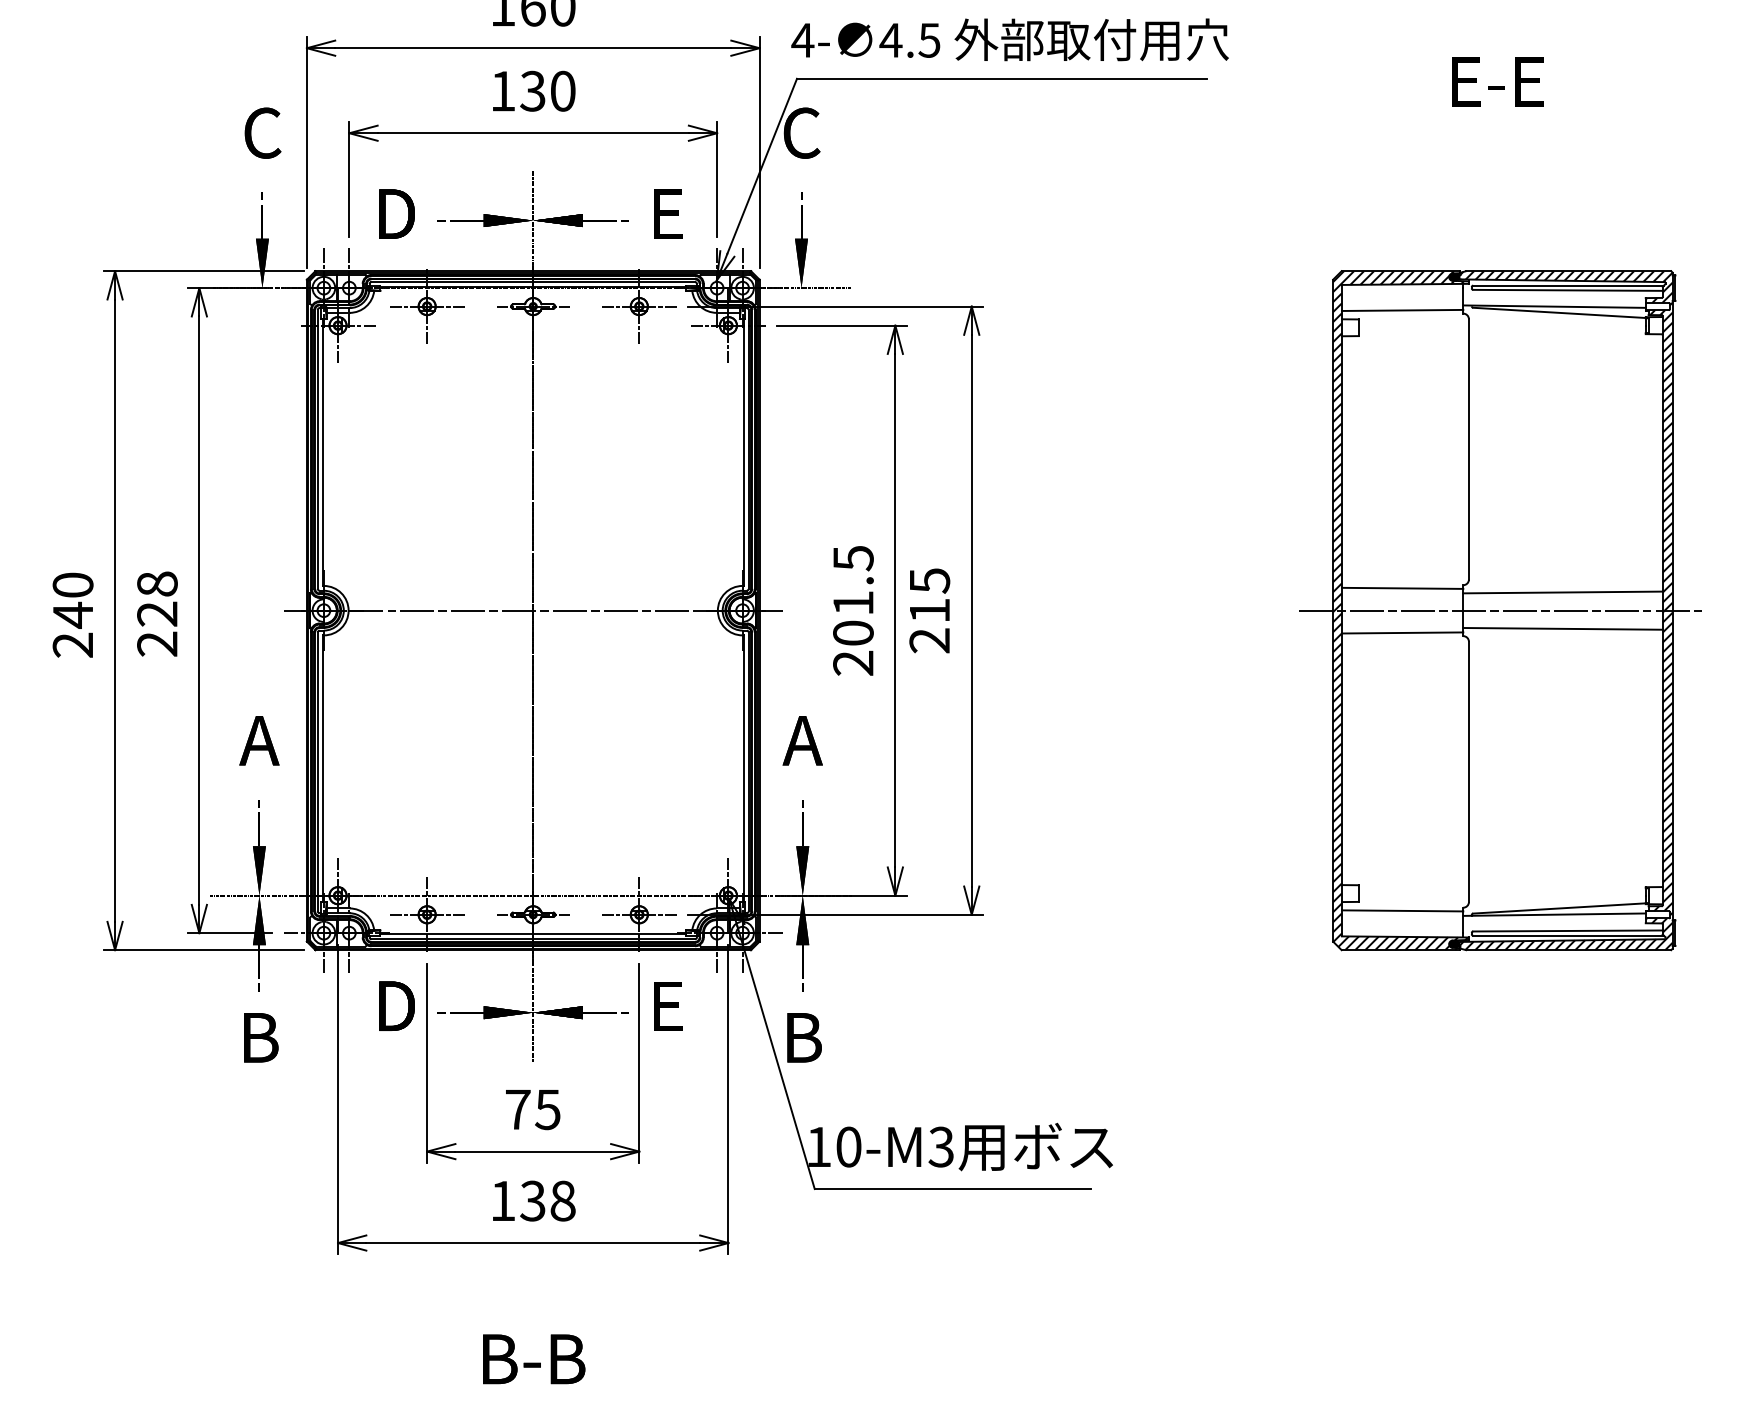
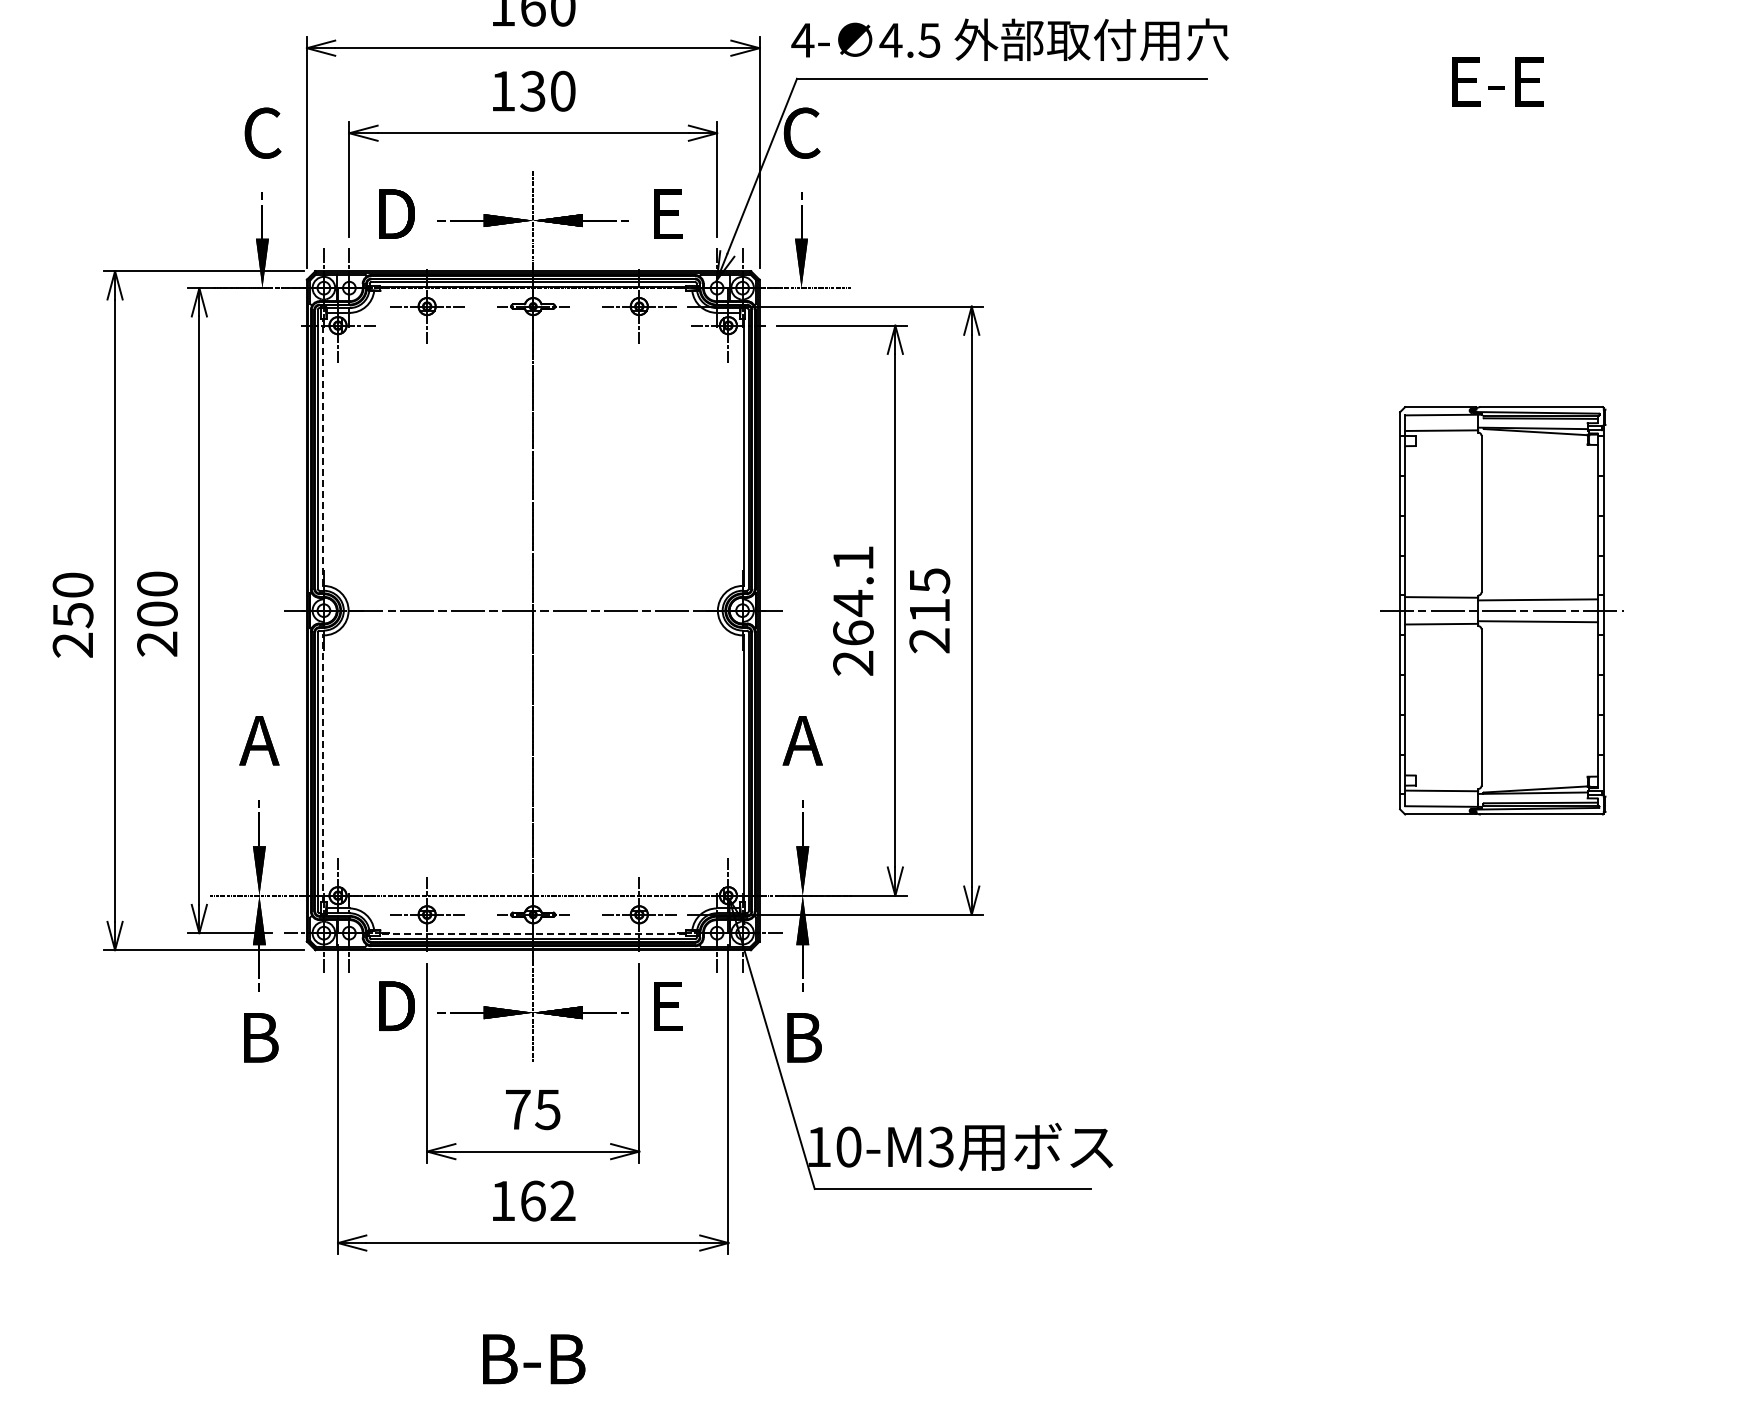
line: solid -> dashed (322, 451)
text: 201.5 -> 264.1 (853, 595)
text: 228 -> 200 (157, 598)
part size: 403x682 px -> 244x410 px (1501, 610)
text: 240 -> 250 (73, 614)
line: solid -> dashed (322, 768)
line: solid -> dashed (533, 934)
text: 138 -> 162 (547, 1200)
